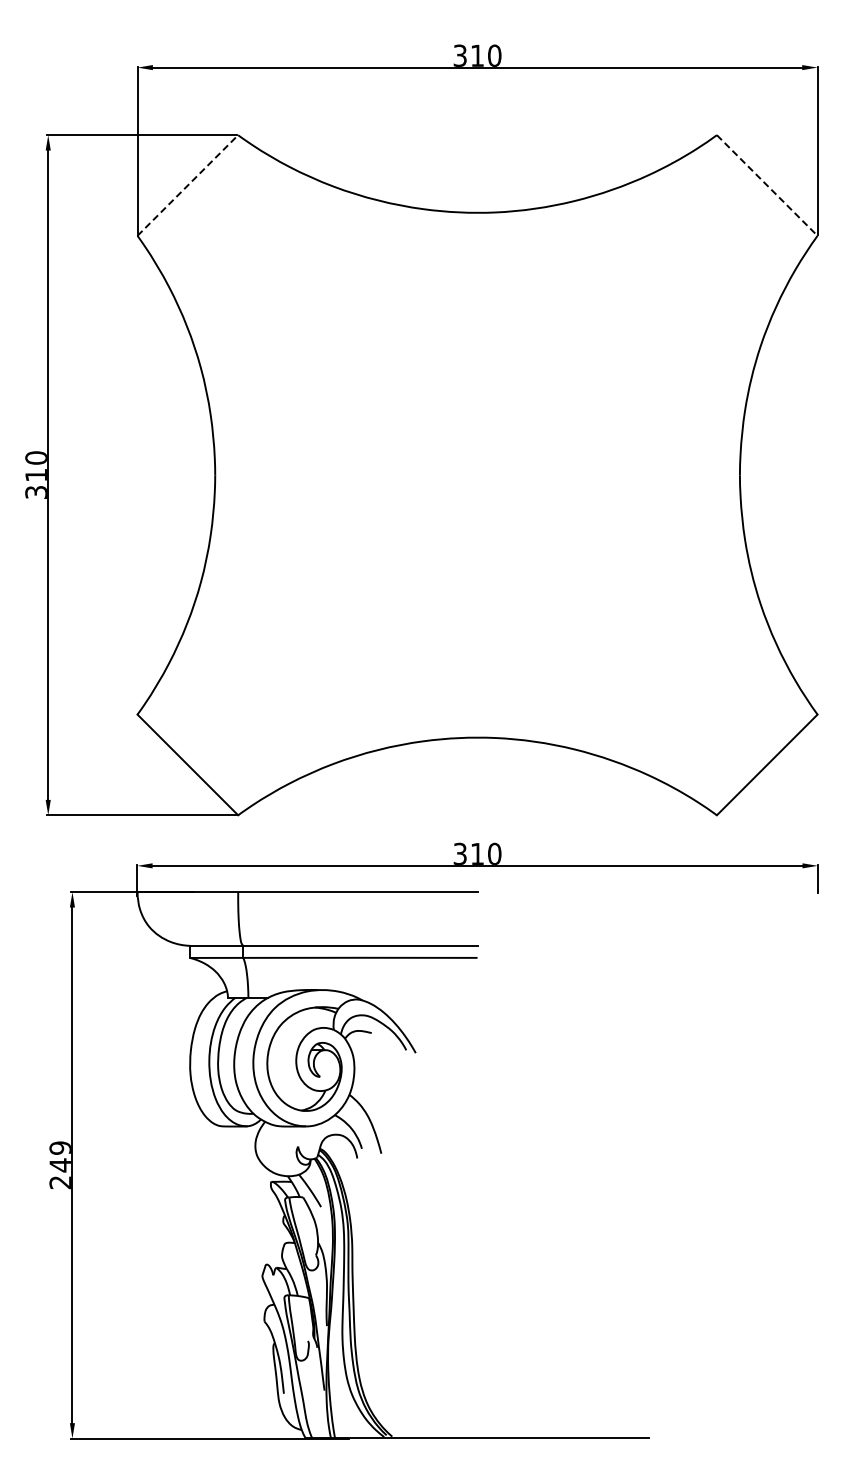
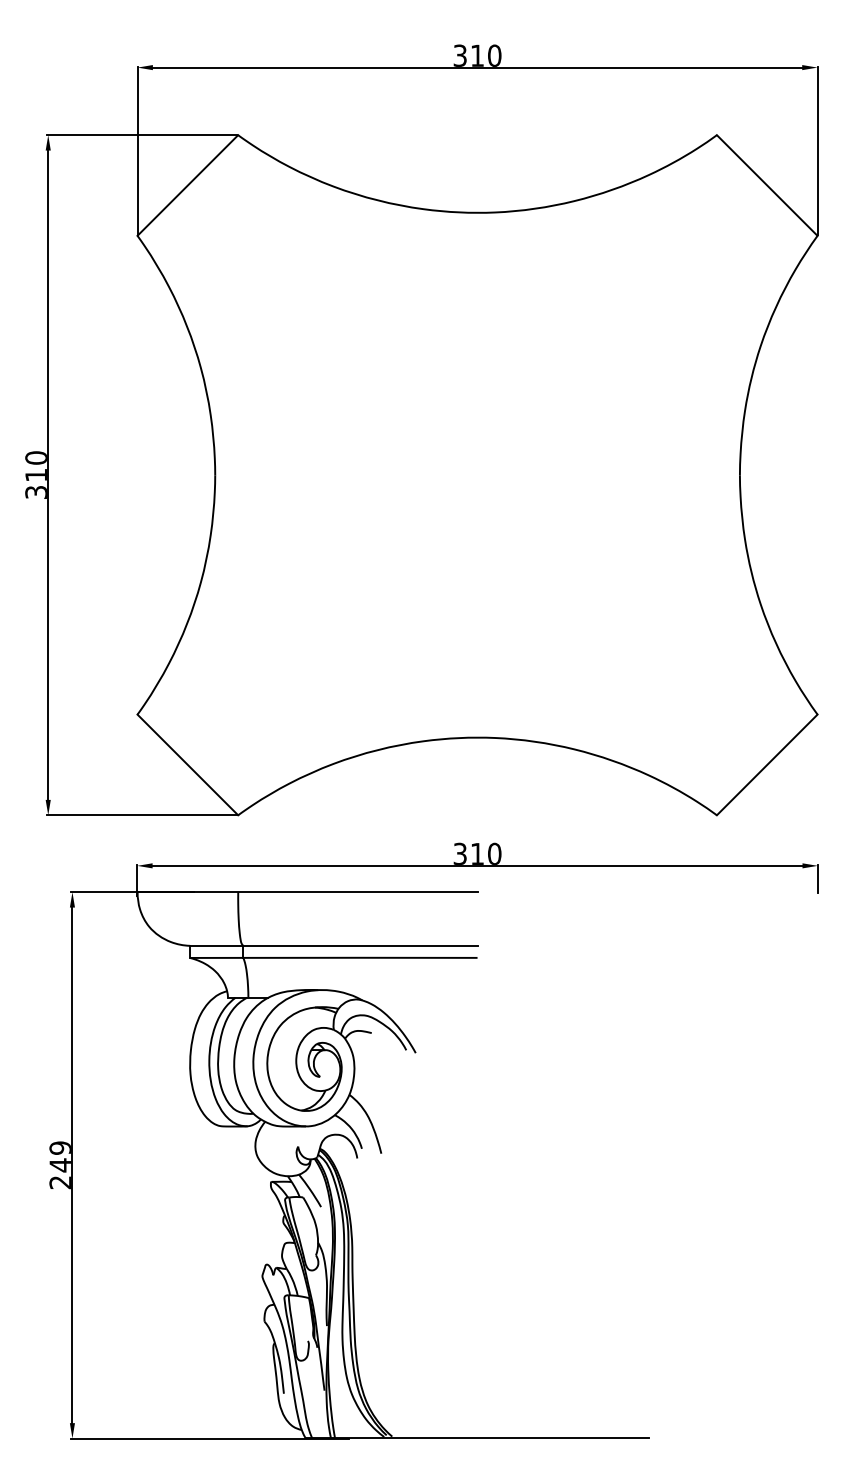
line: dashed -> solid (188, 185)
line: dashed -> solid (767, 185)
